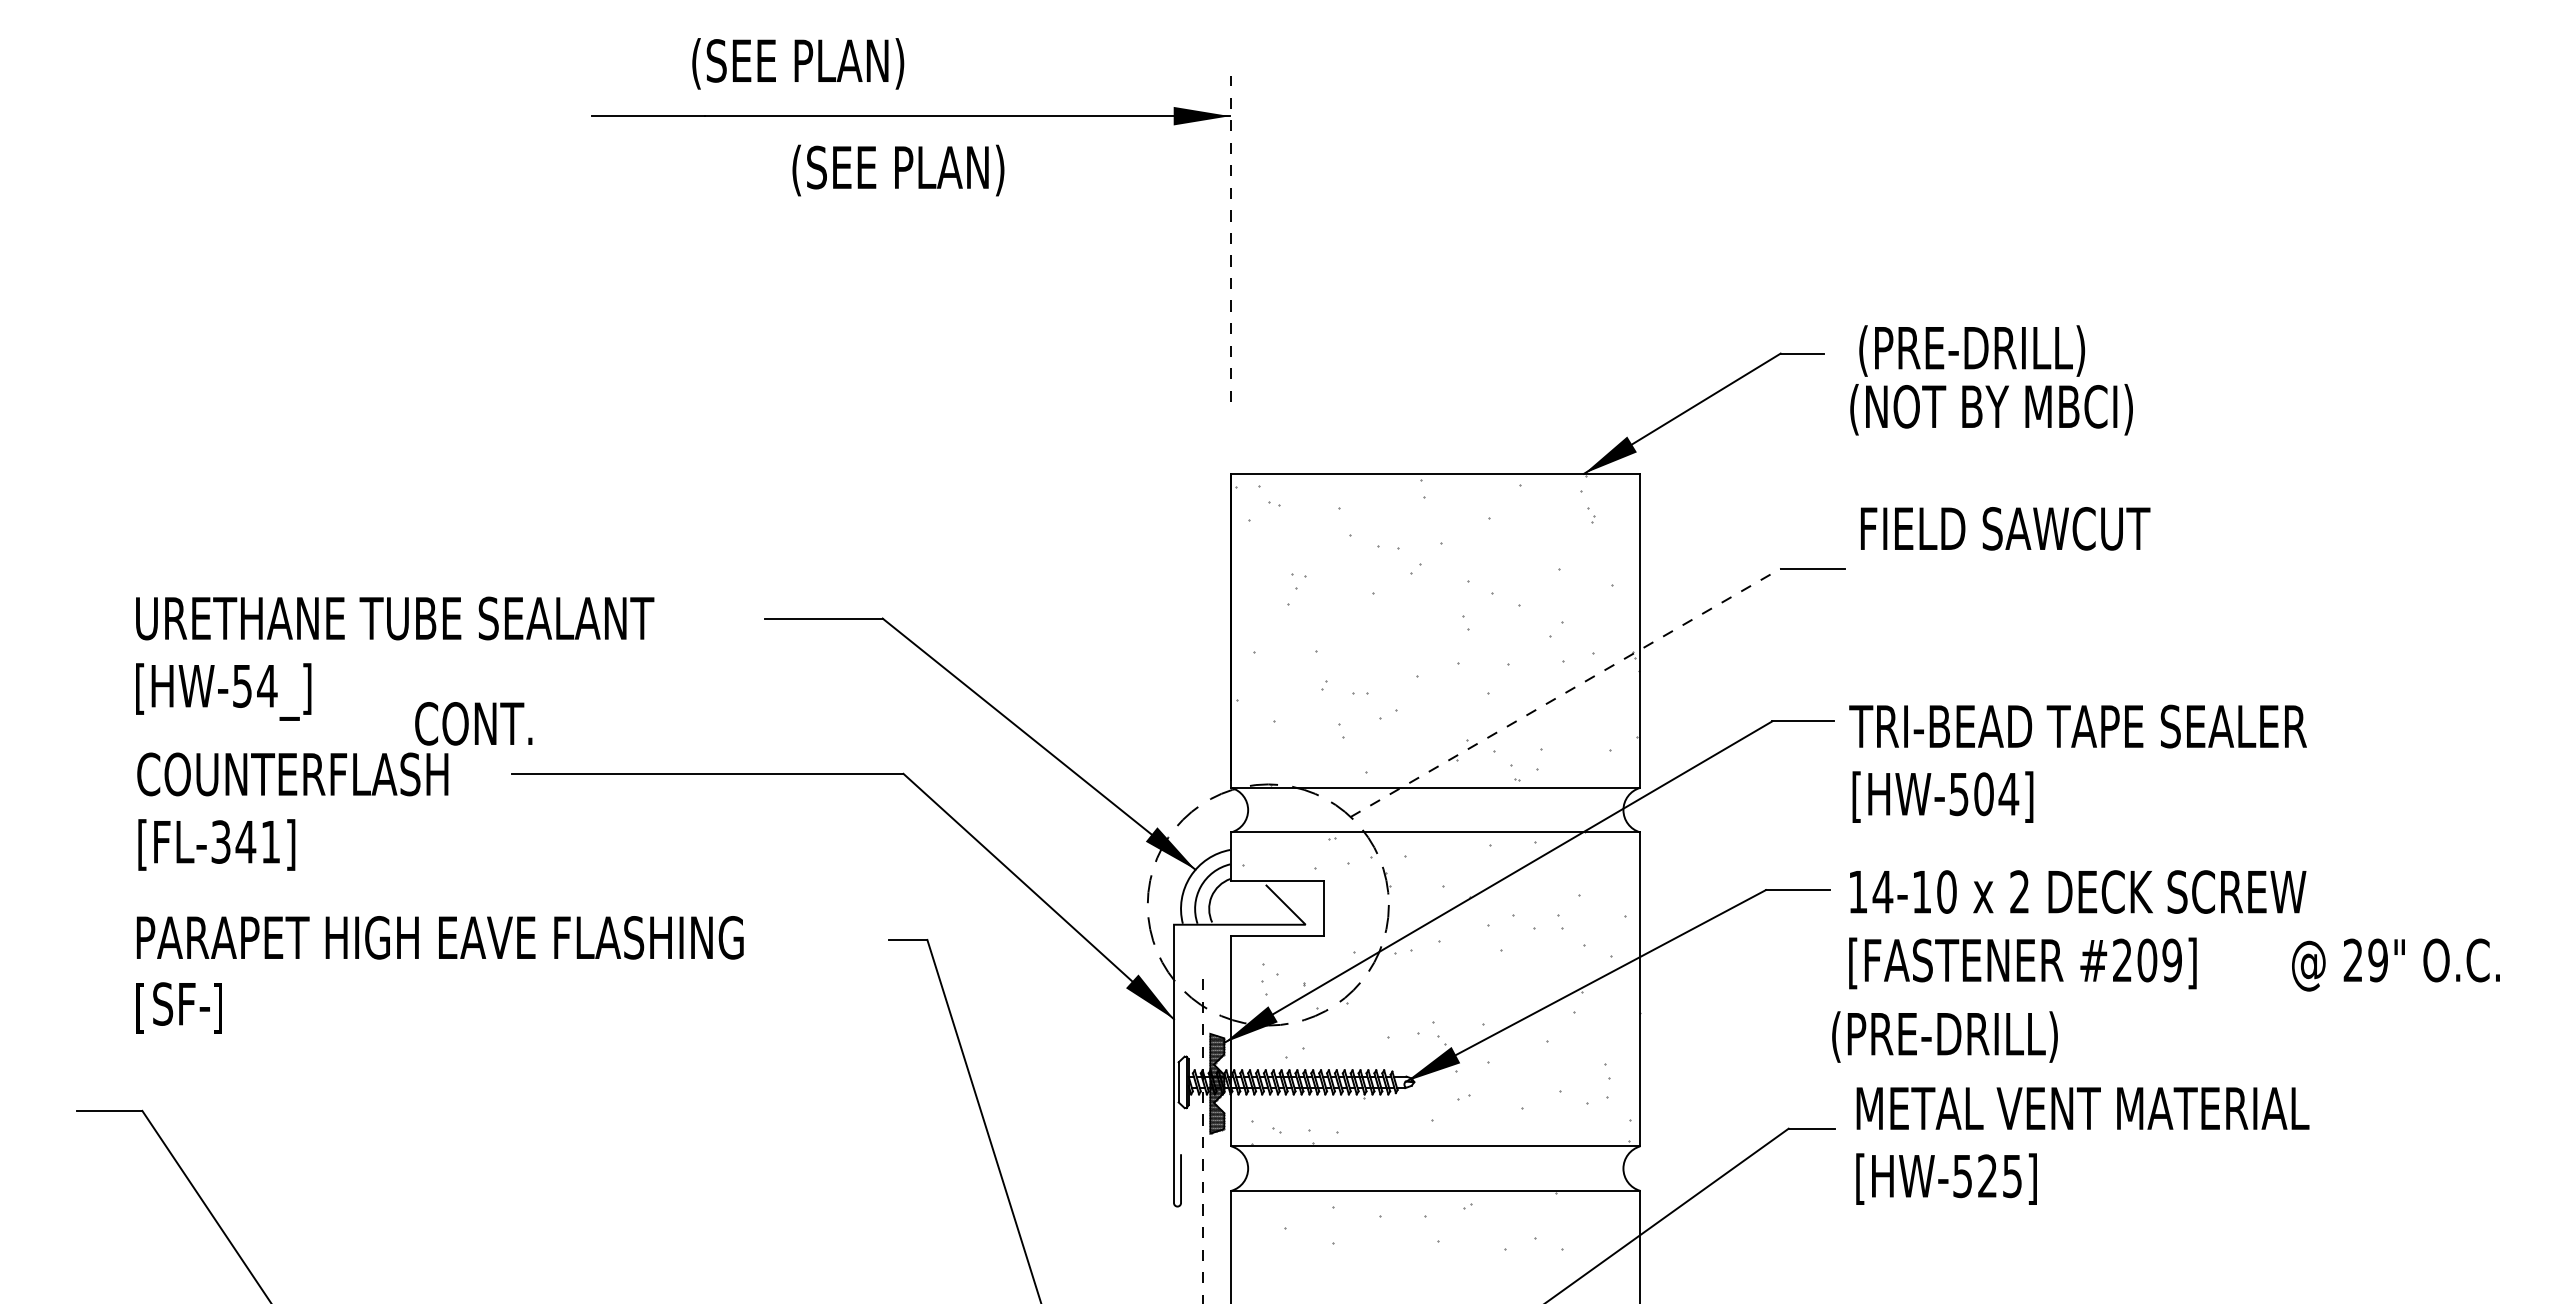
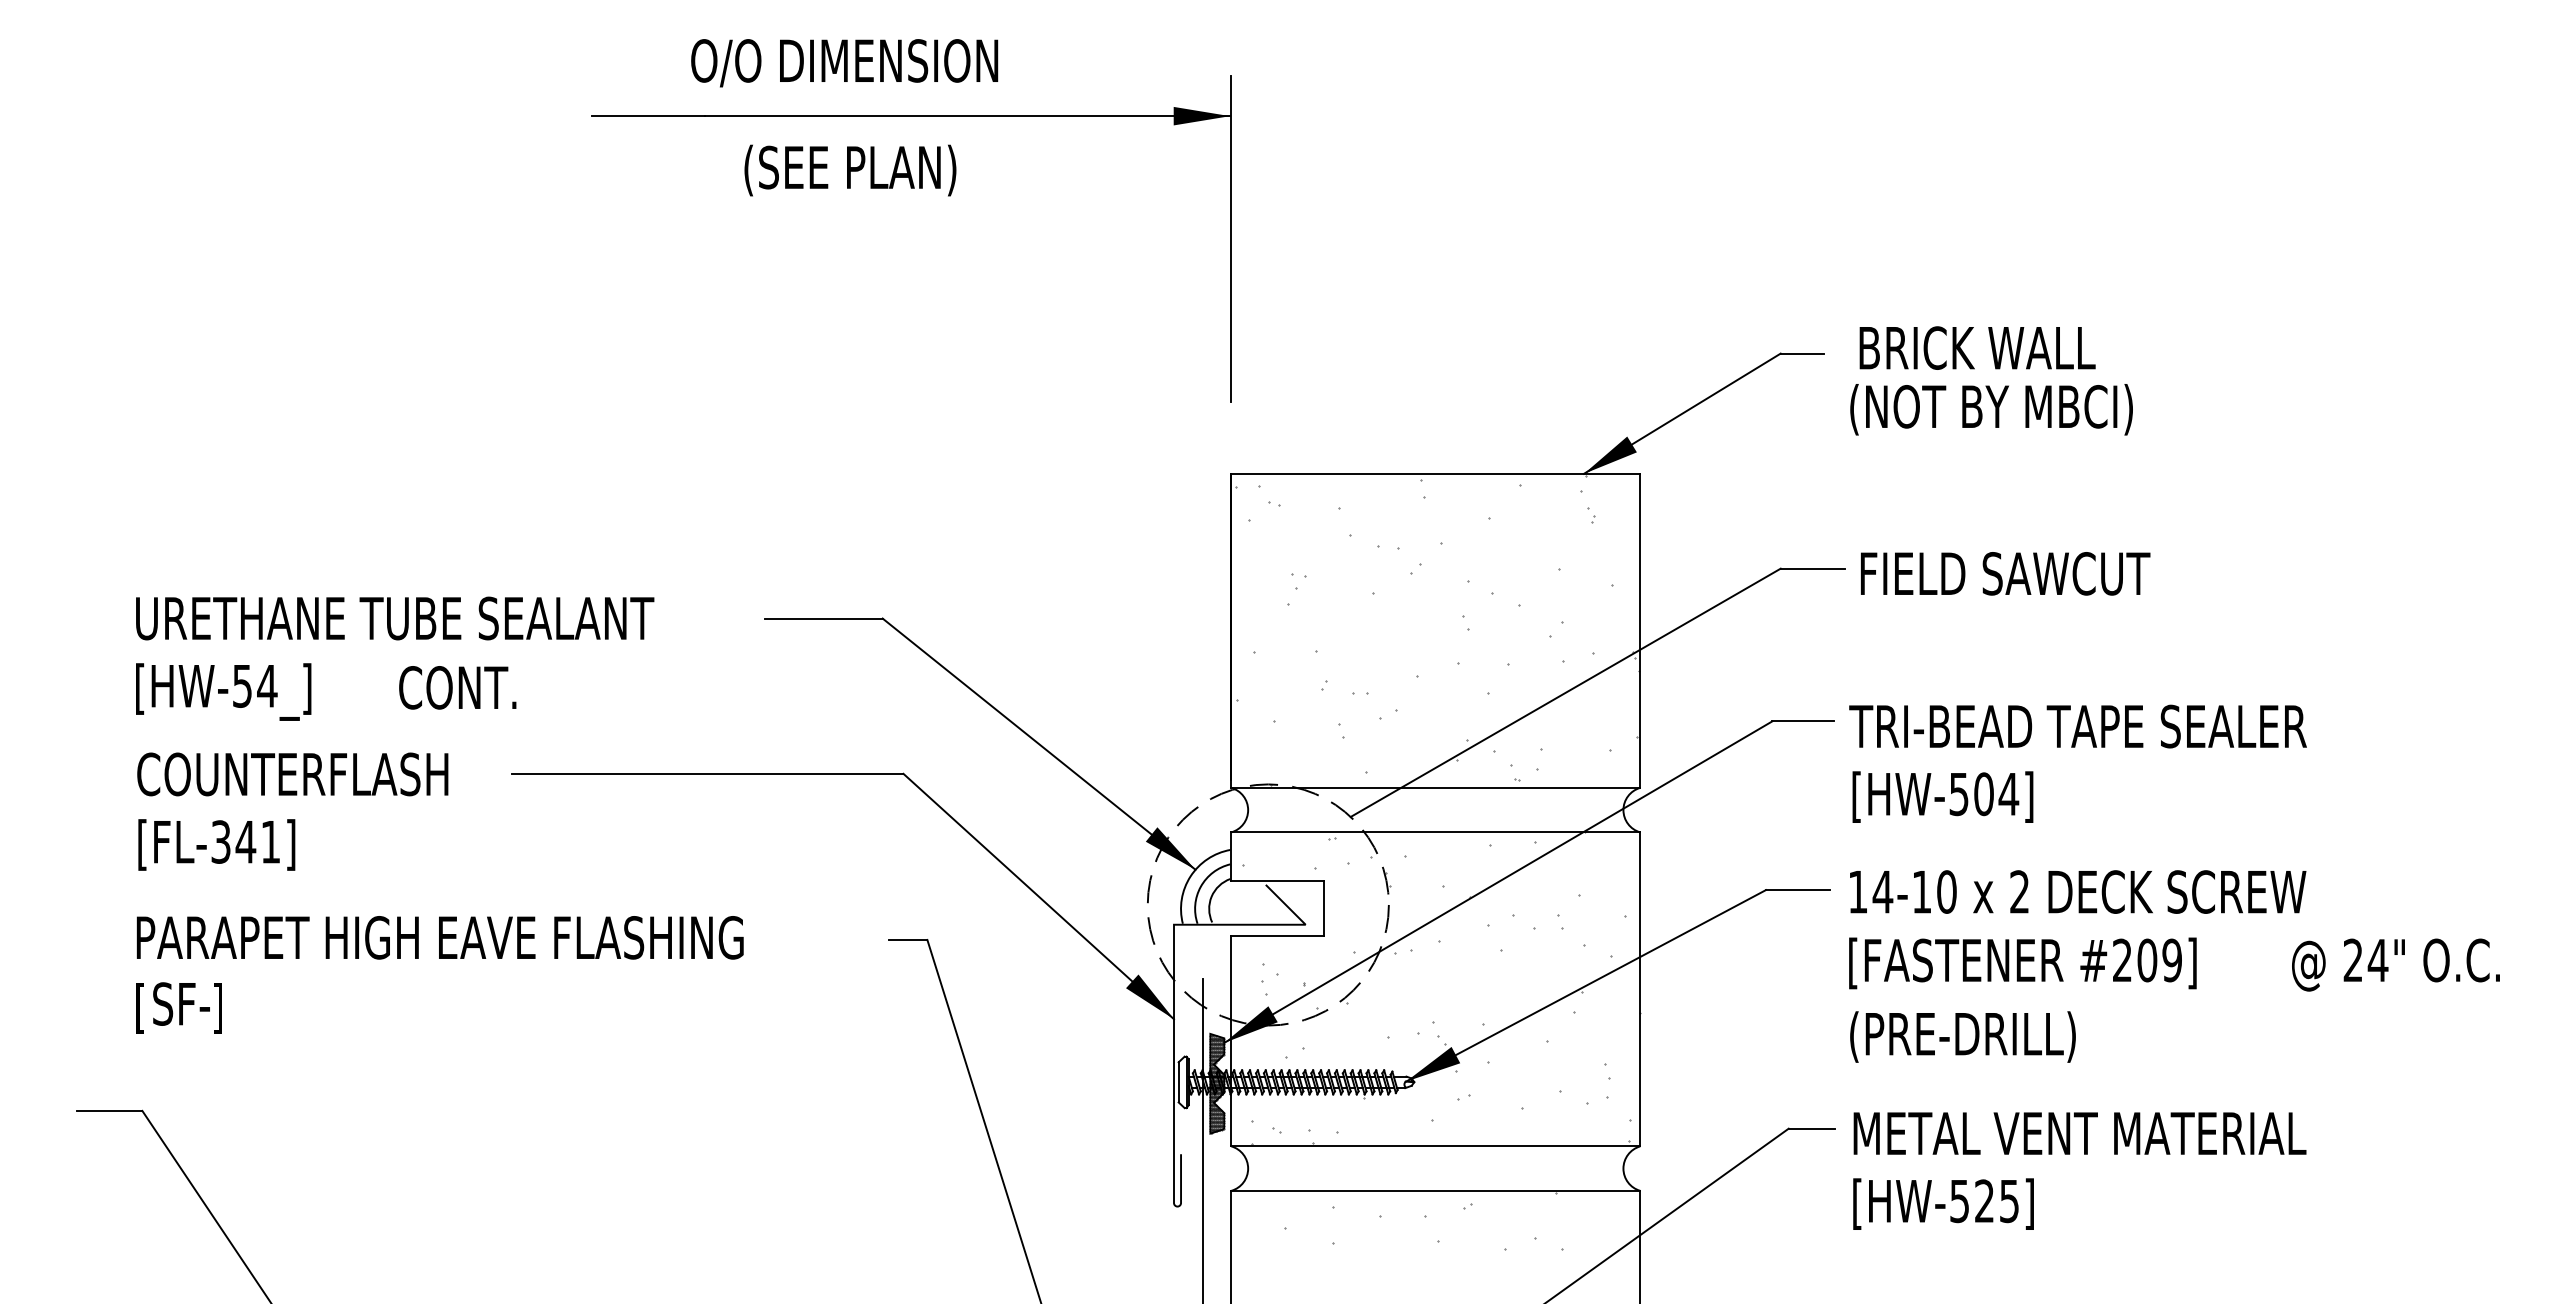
text: (SEE PLAN) -> O/O DIMENSION (844, 63)
text position: (898, 170) -> (850, 170) (850, 170)
line: dashed -> solid (1231, 239)
text: (PRE-DRILL) -> BRICK WALL (1977, 350)
text position: (2005, 528) -> (2005, 573) (2005, 573)
line: dashed -> solid (1566, 692)
text position: (473, 723) -> (457, 687) (457, 687)
text: 29" -> 24" (2377, 960)
text position: (1944, 1036) -> (1962, 1036) (1962, 1036)
line: dashed -> solid (1202, 1141)
text position: (2082, 1145) -> (2079, 1170) (2079, 1170)
